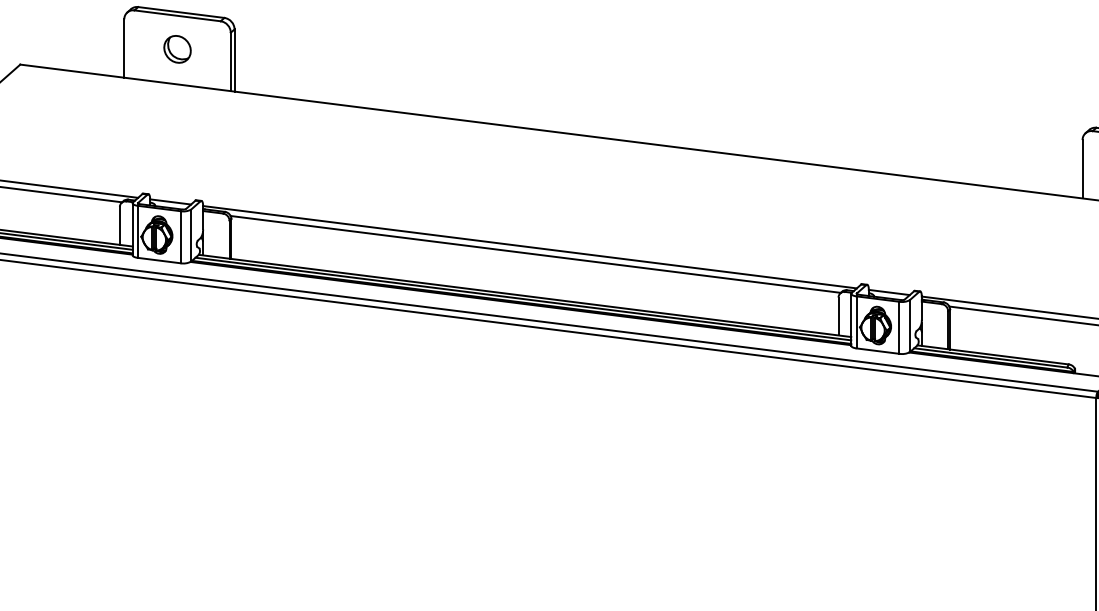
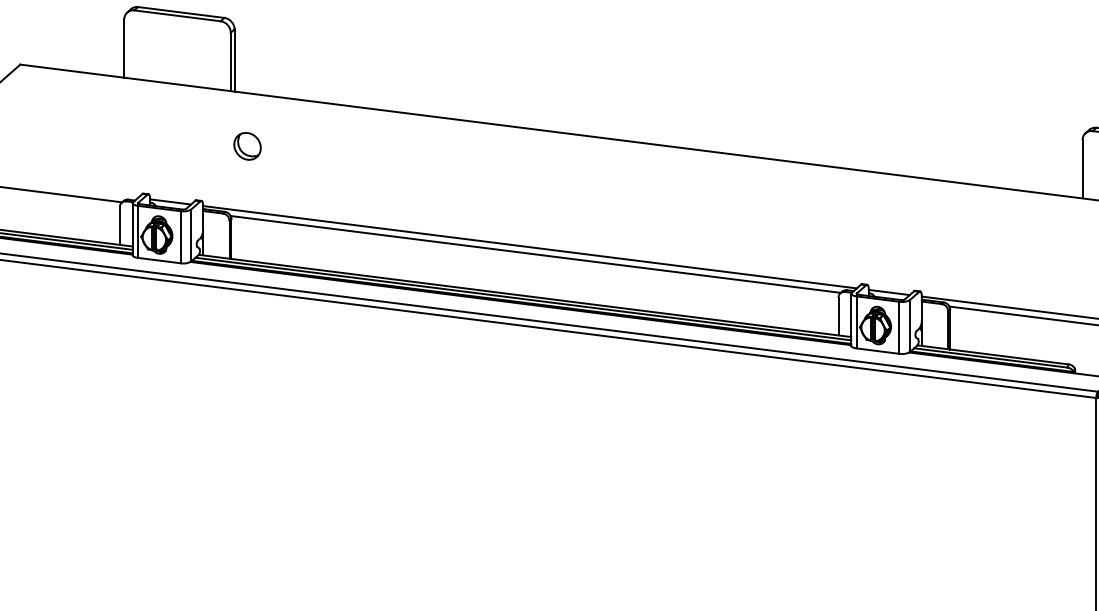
part position: (177, 49) -> (247, 146) (247, 146)
line: present -> none (70, 188)
